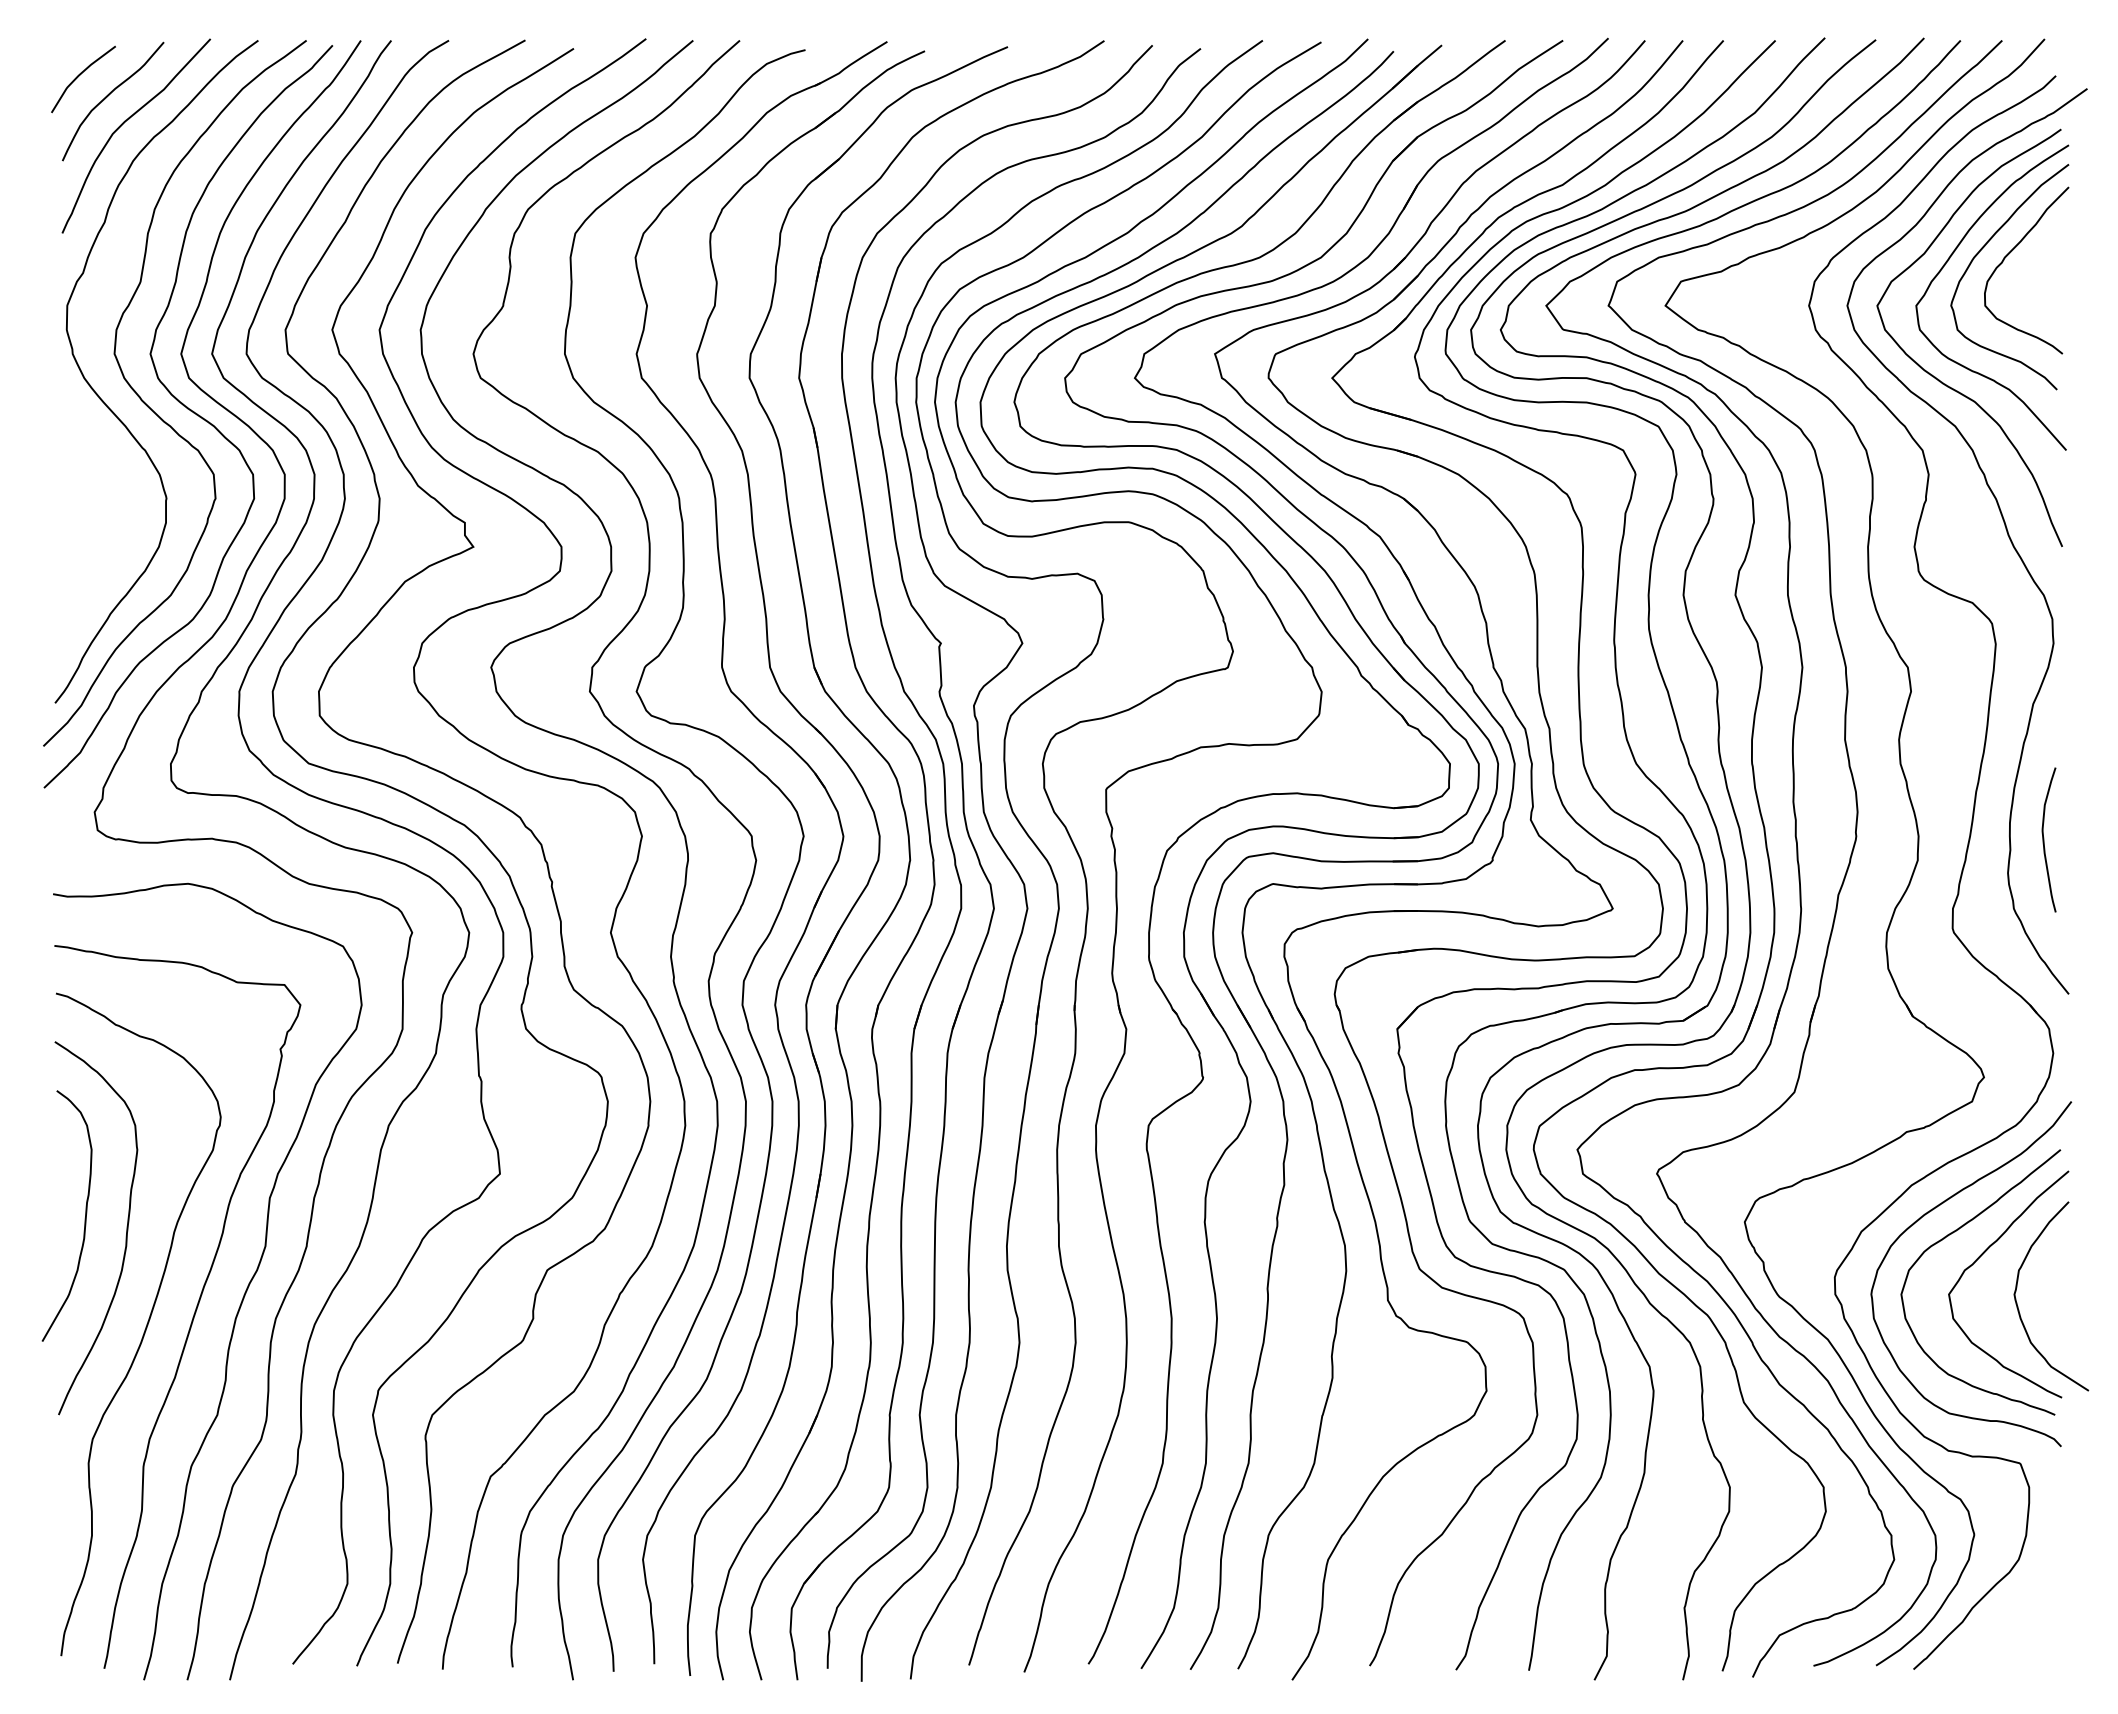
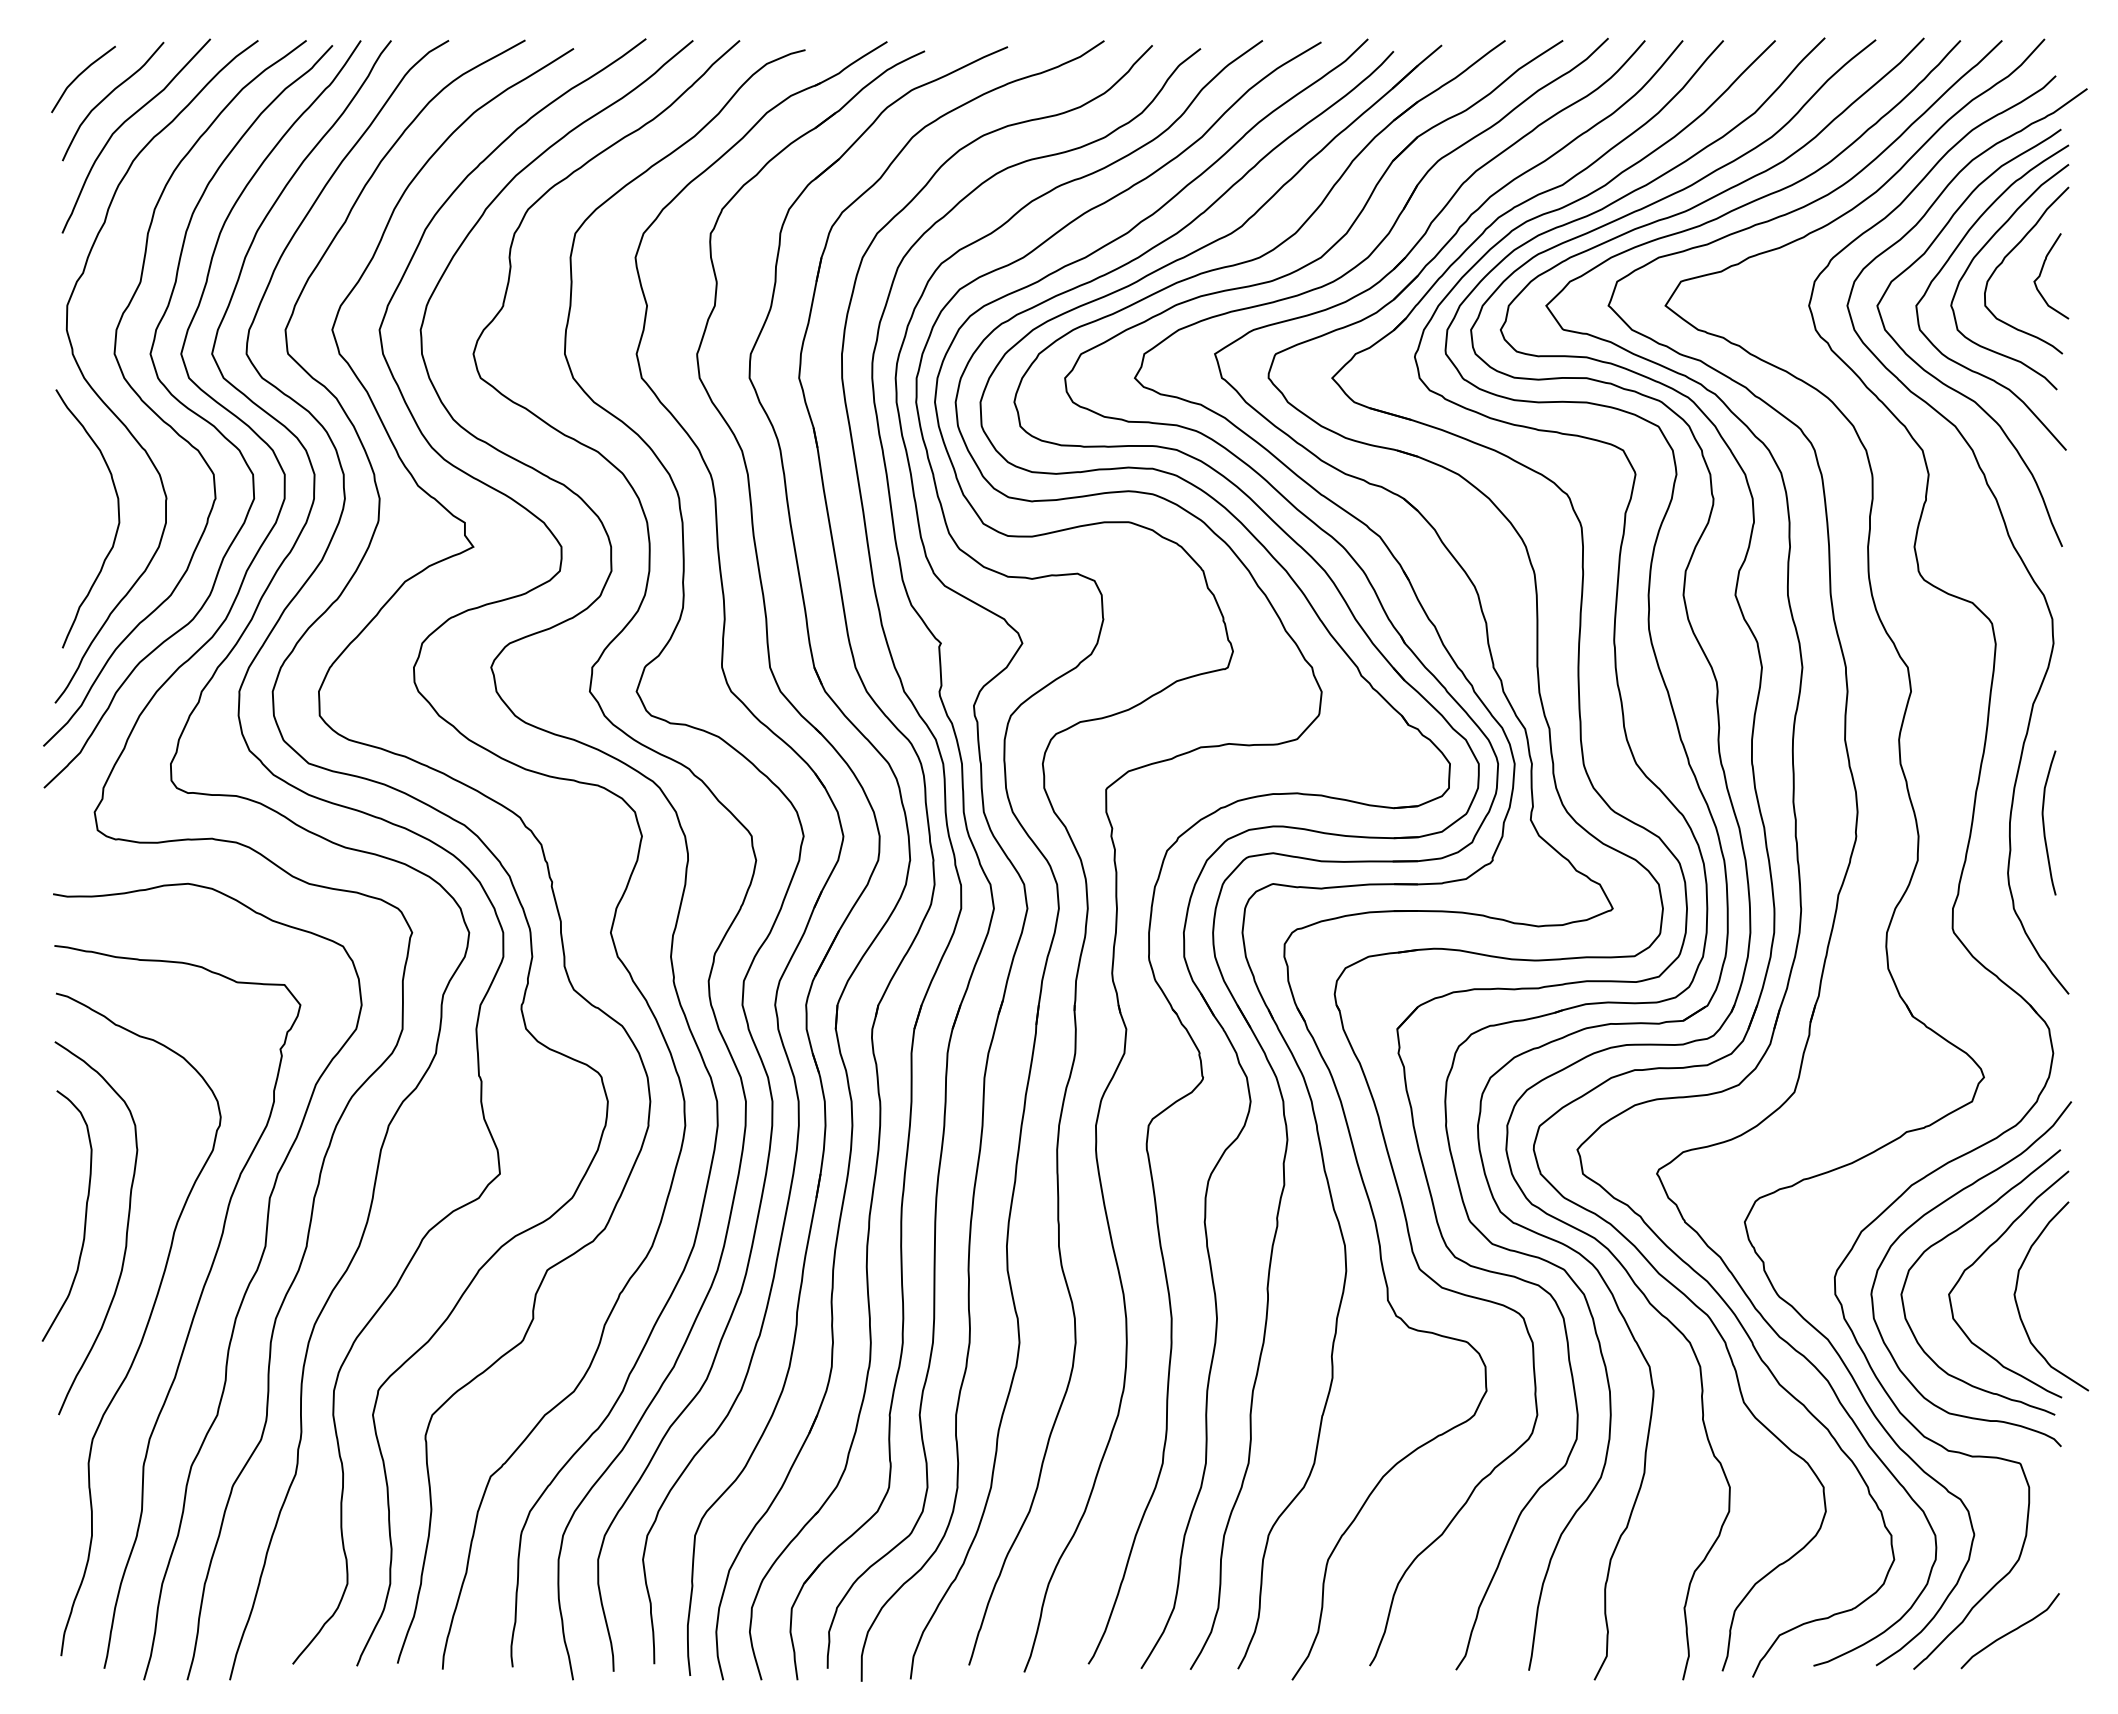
curve: none -> present (2042, 271)
curve: none -> present (116, 528)
curve position: (2044, 839) -> (2044, 822) (2044, 822)
curve: none -> present (2009, 1631)
